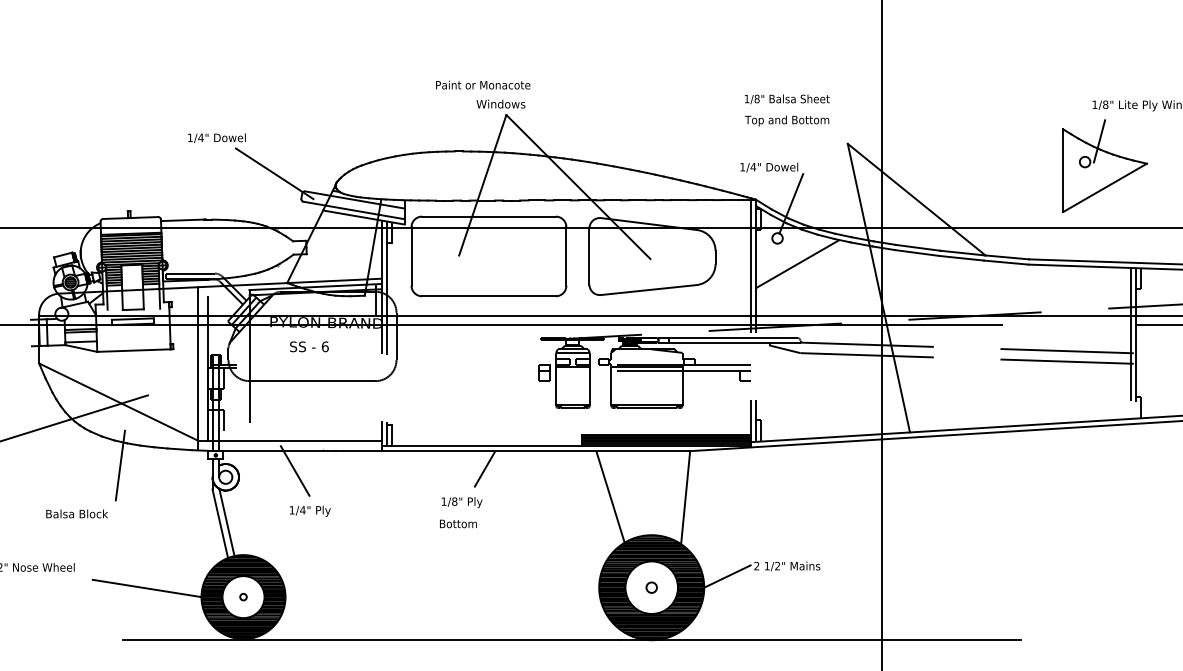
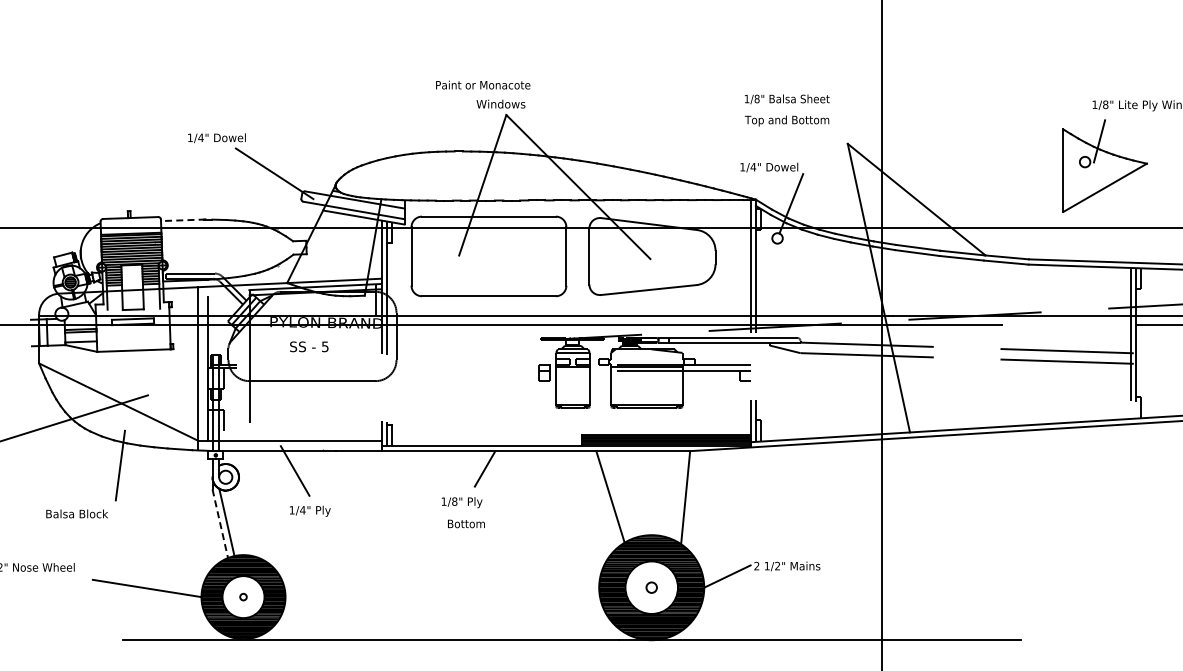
line: solid -> dashed (182, 220)
line: present -> none (797, 264)
text: 6 -> 5 (324, 346)
text position: (458, 523) -> (466, 523) (466, 523)
line: solid -> dashed (220, 524)
